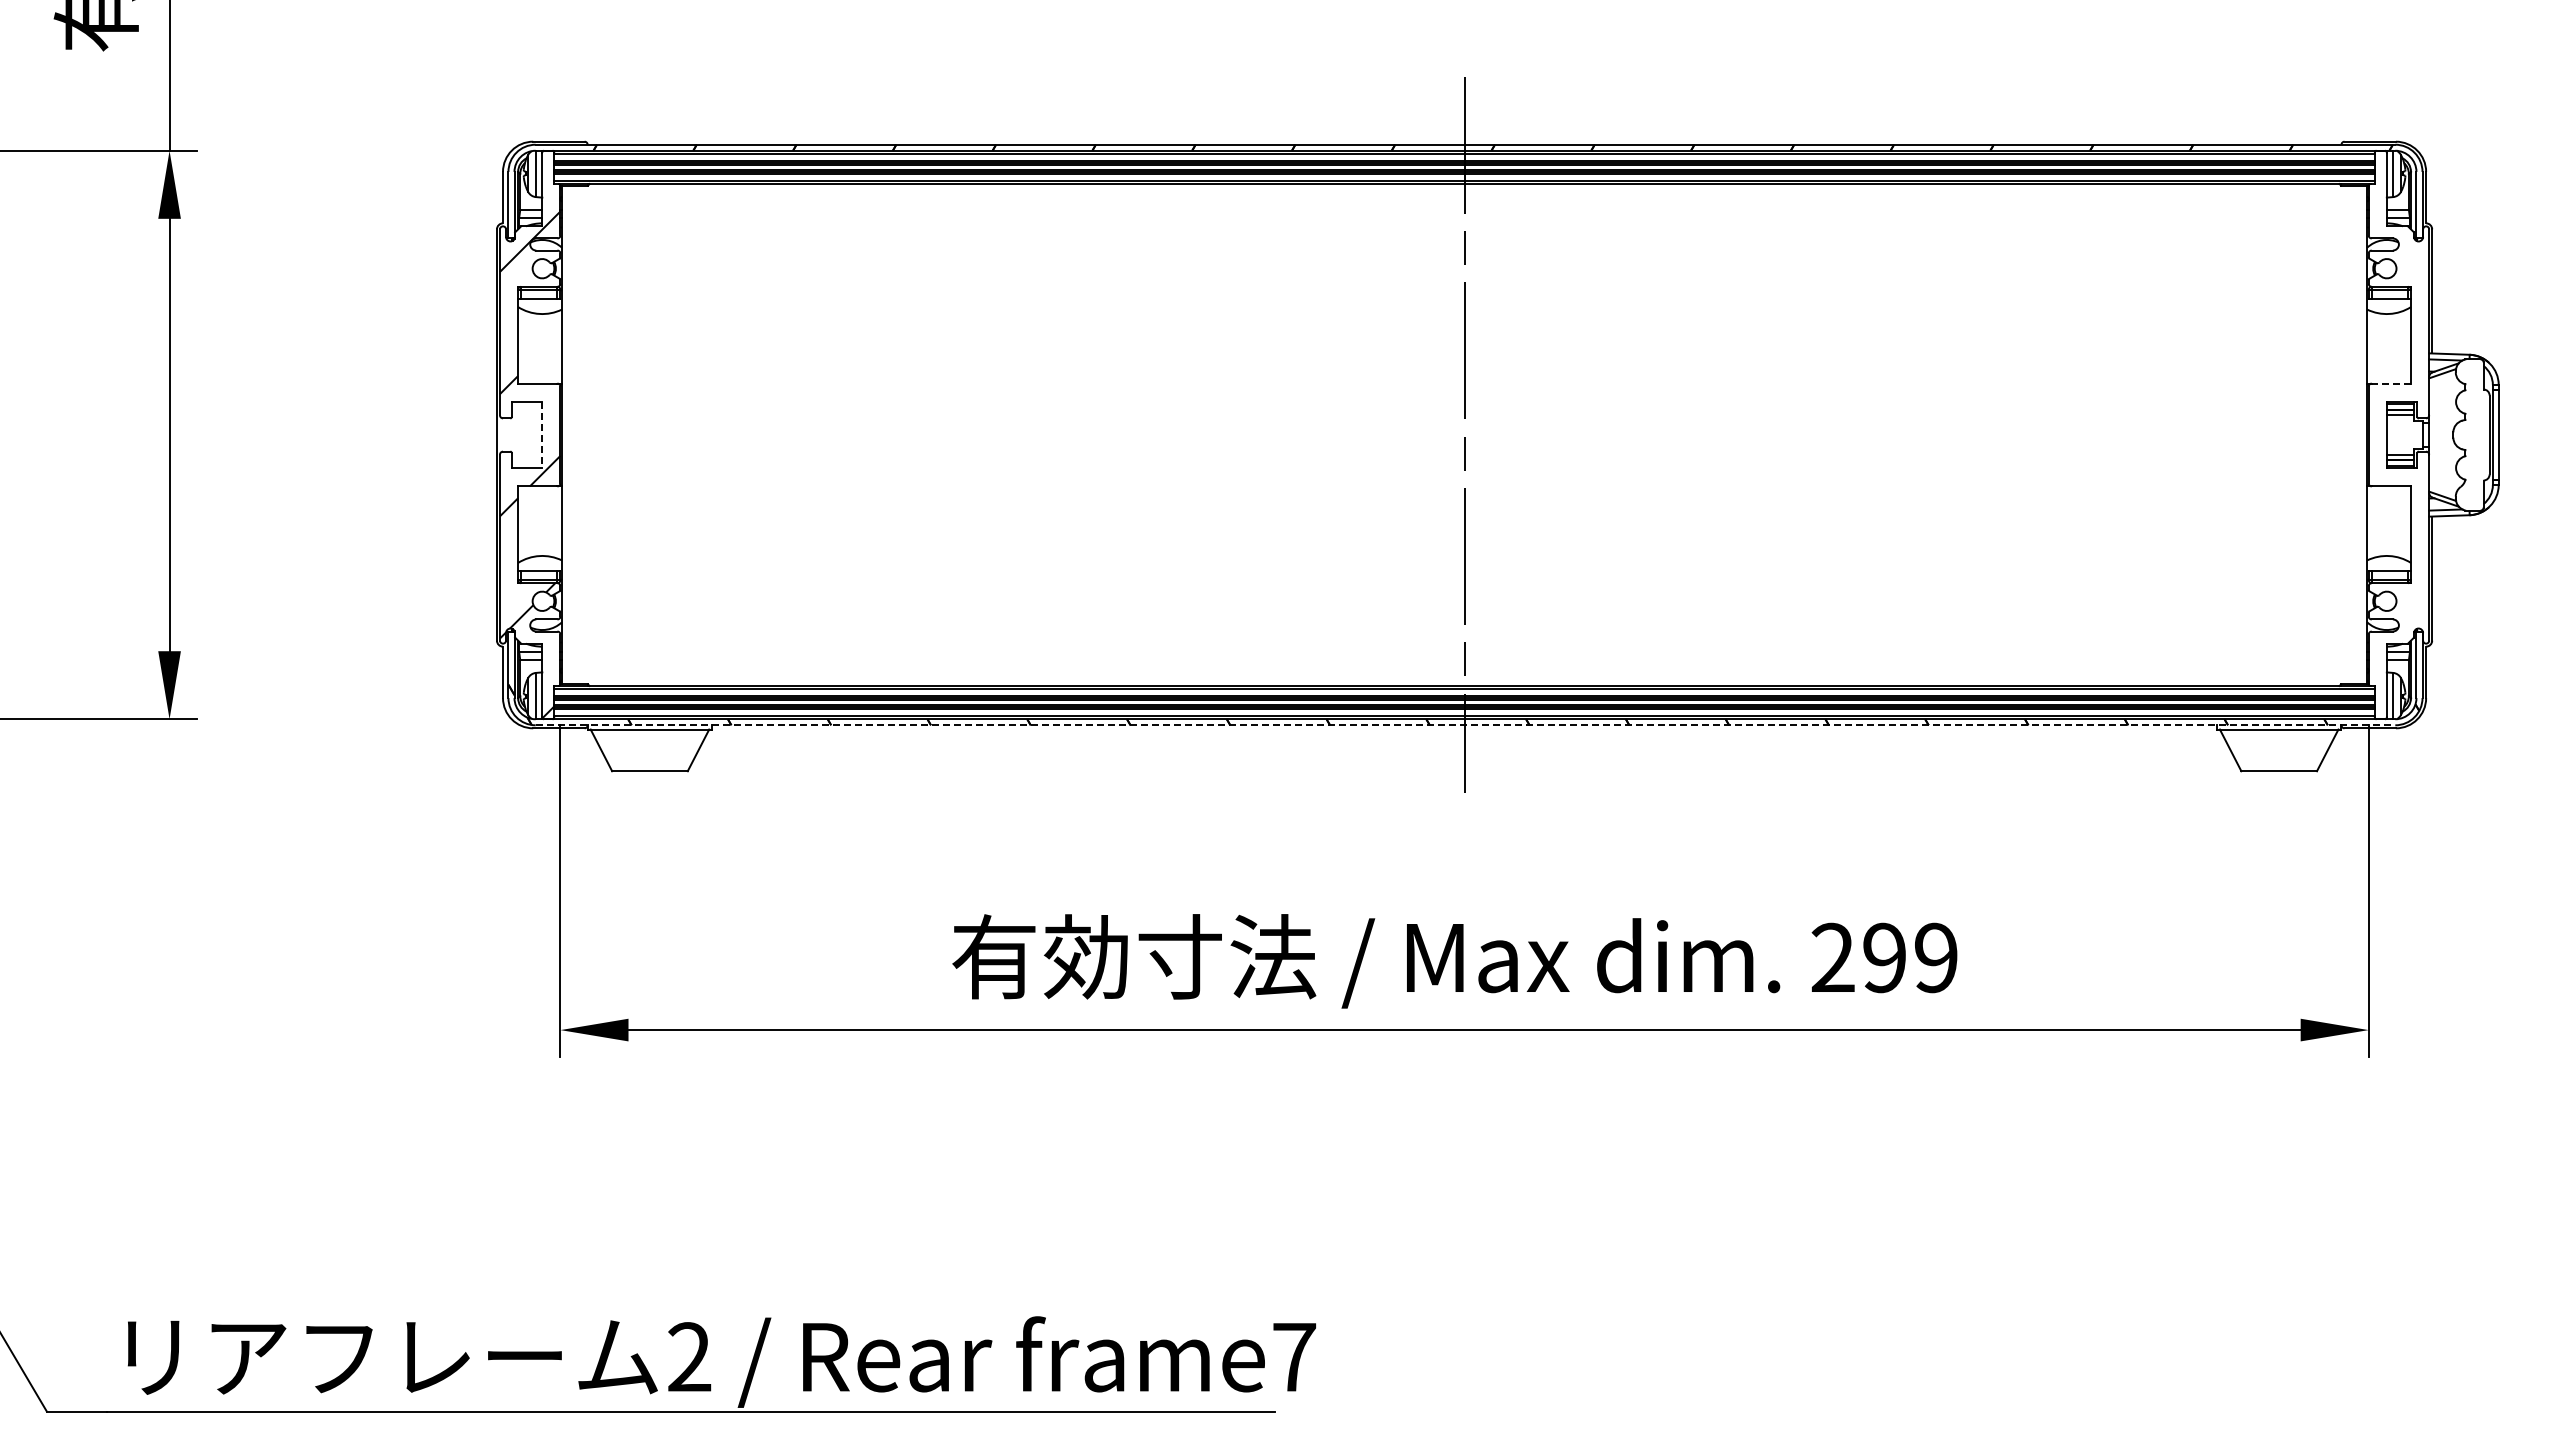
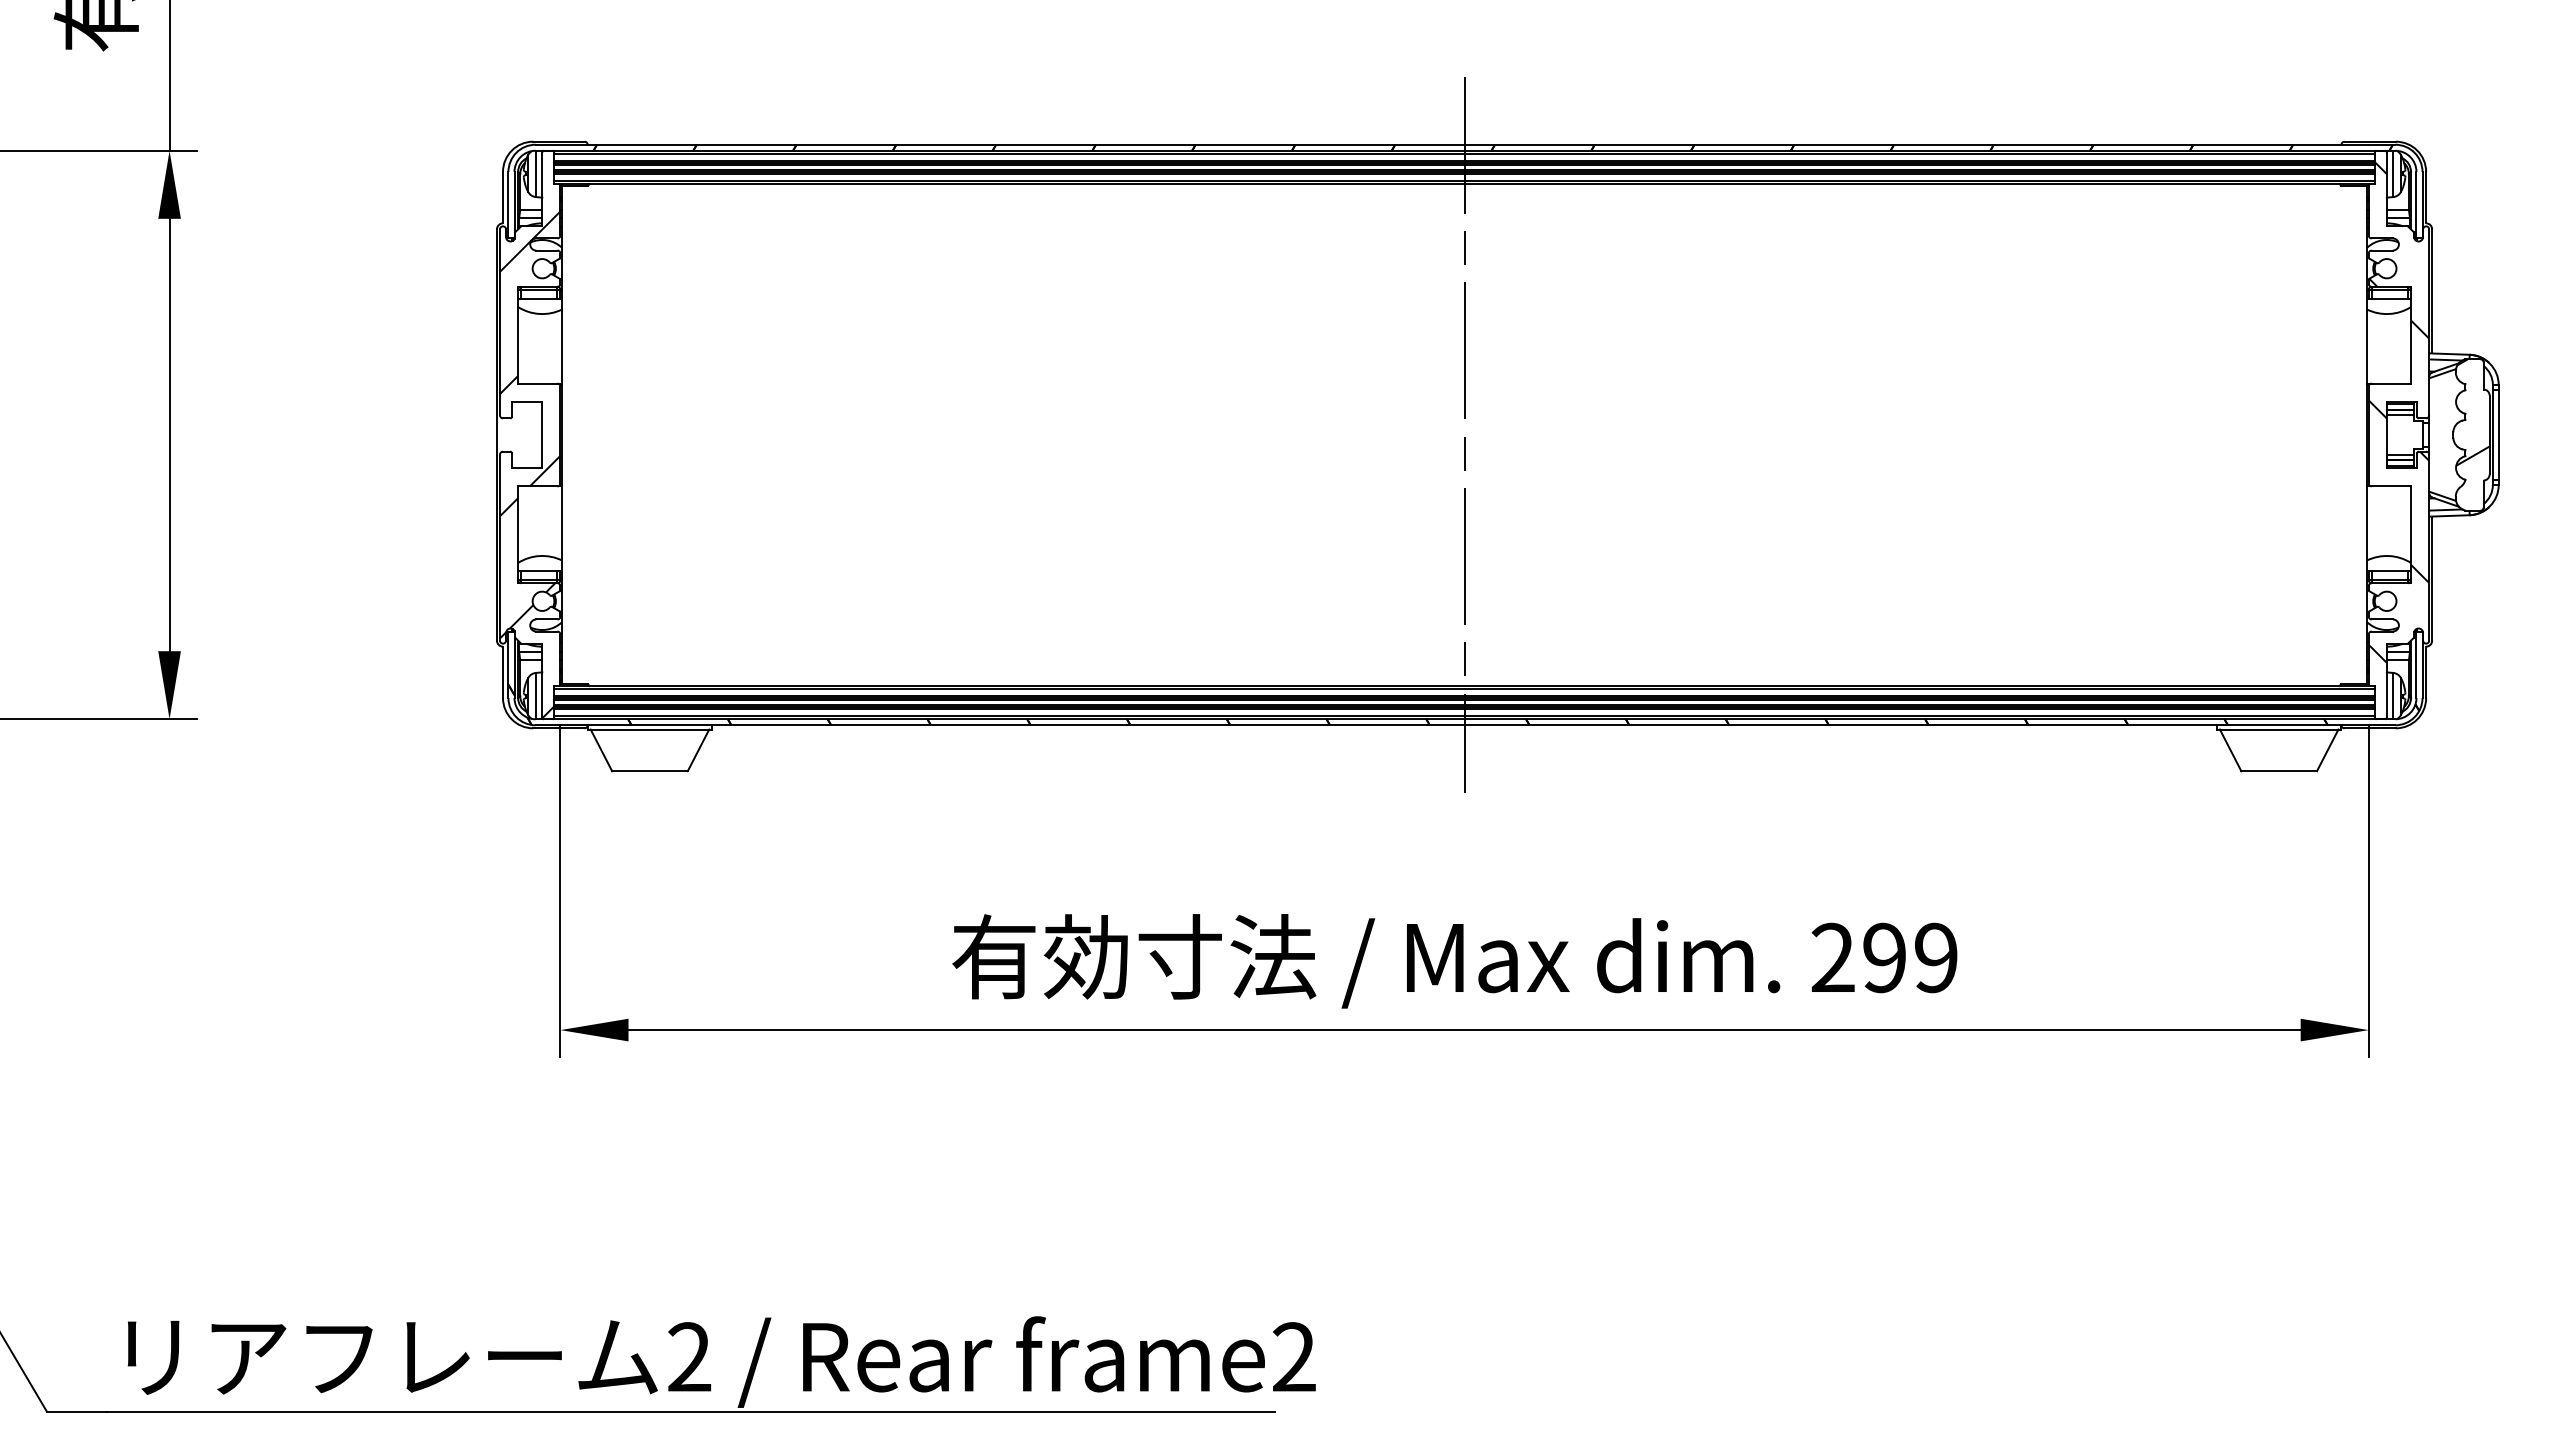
line: dashed -> solid (2391, 383)
hatch: none -> present (2398, 412)
hatch: none -> present (2472, 412)
line: dashed -> solid (542, 435)
line: dashed -> solid (1465, 725)
text: frame7 -> frame2 (1294, 1356)
